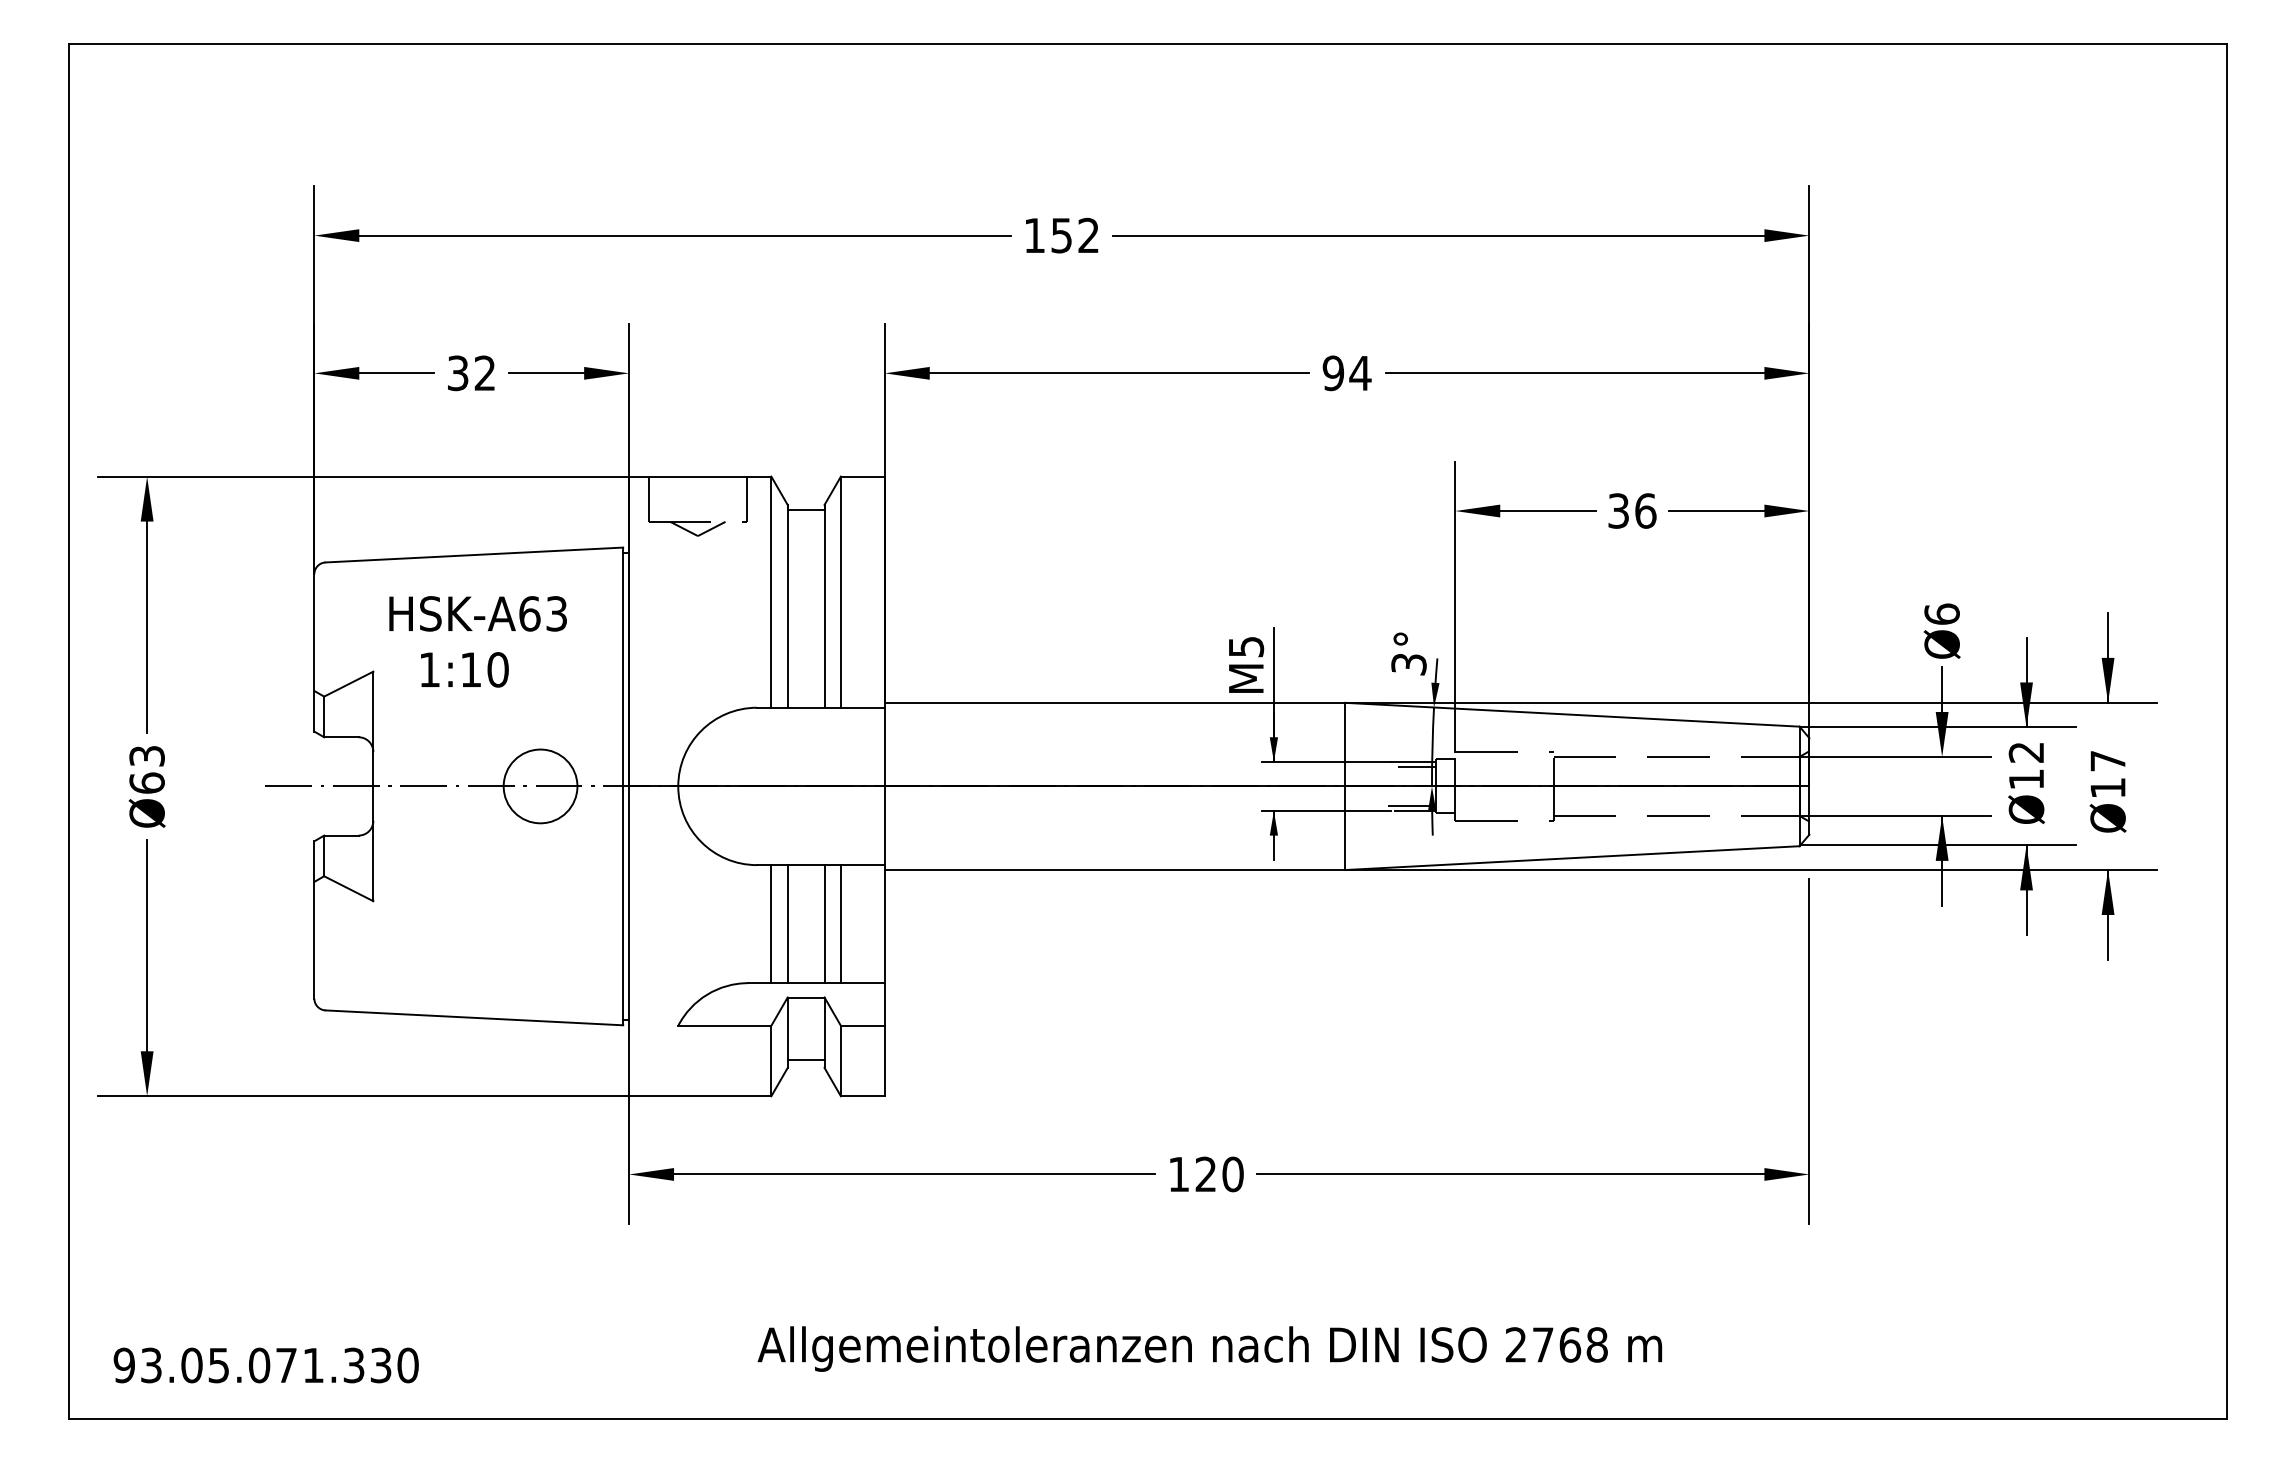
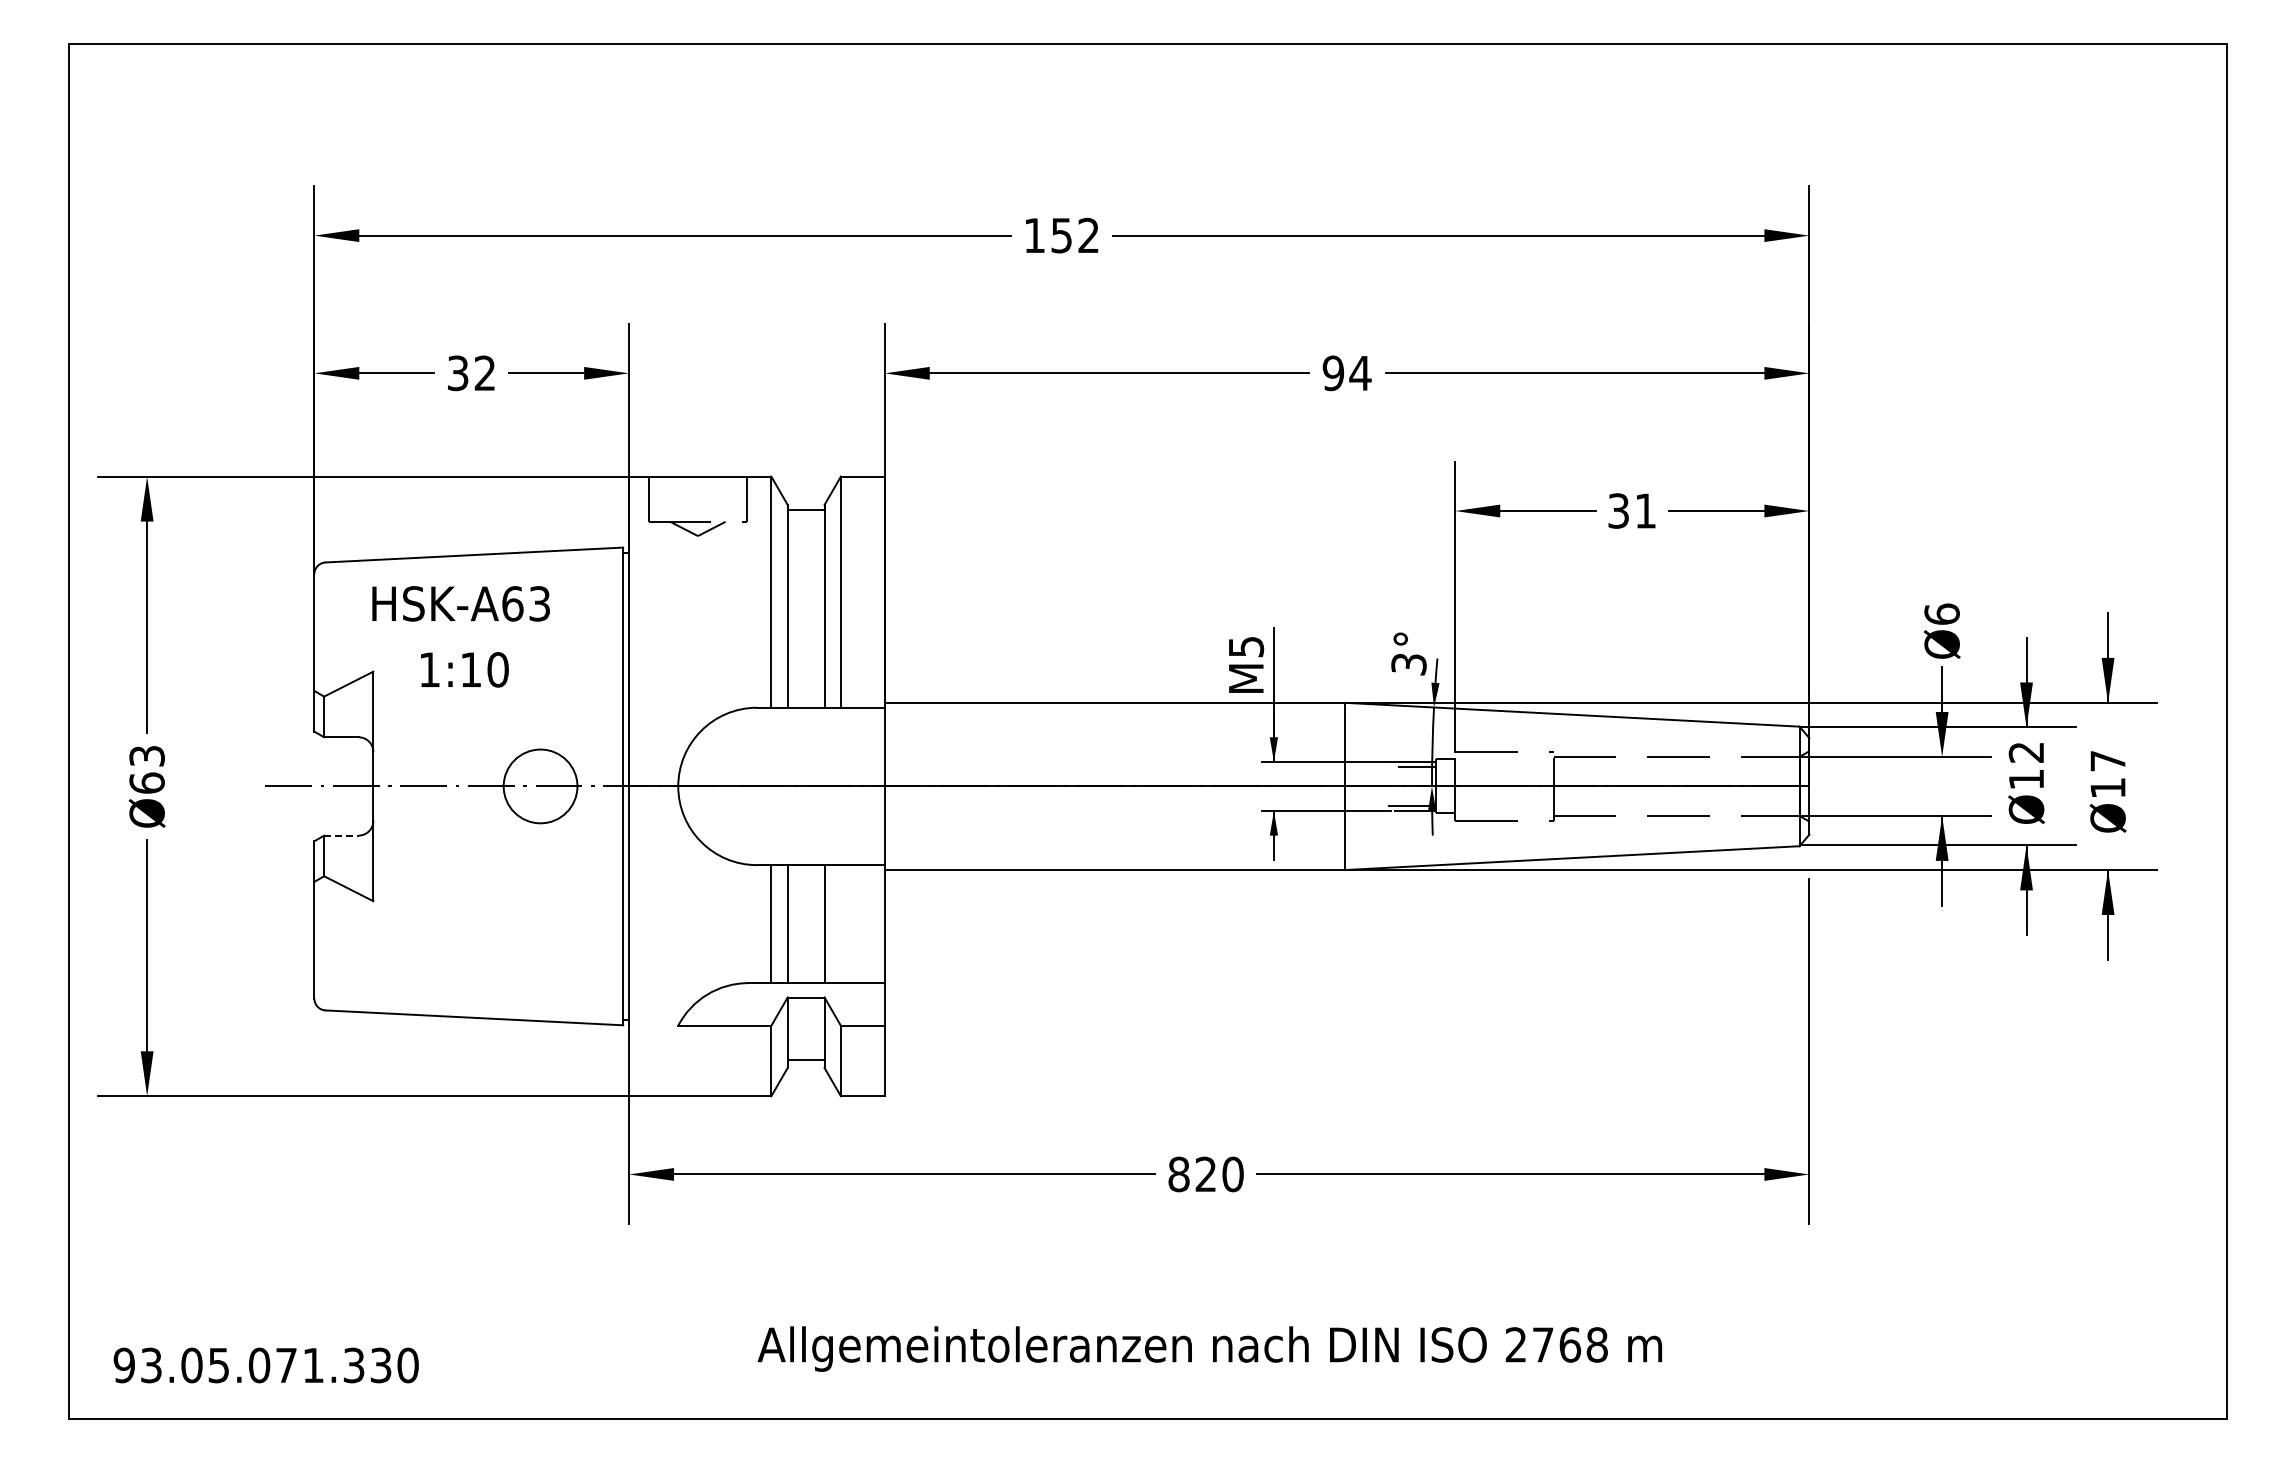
text: 36 -> 31 (1645, 510)
text position: (477, 613) -> (460, 603) (460, 603)
line: solid -> dashed (341, 835)
line: present -> none (840, 924)
text: 120 -> 820 (1178, 1174)
